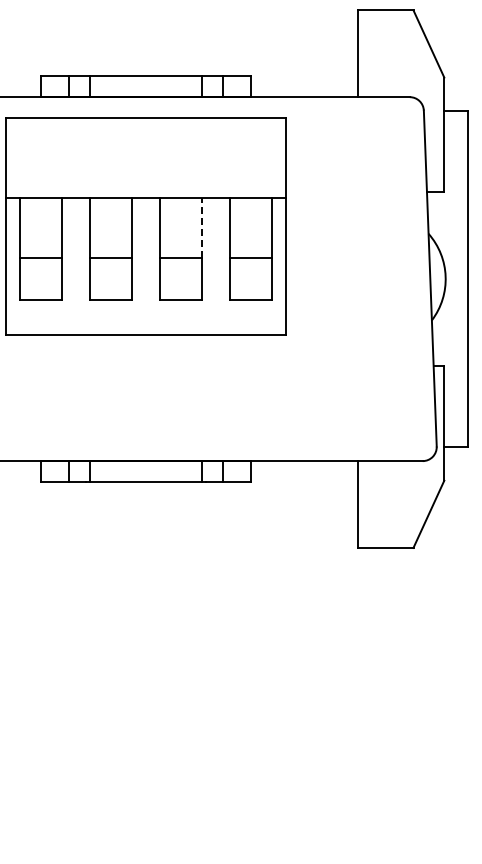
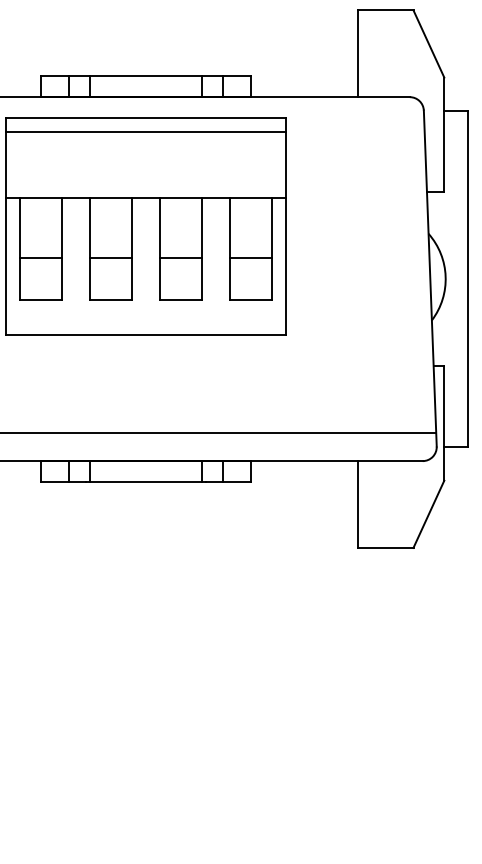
line: none -> present (146, 132)
line: dashed -> solid (202, 227)
line: none -> present (219, 433)
